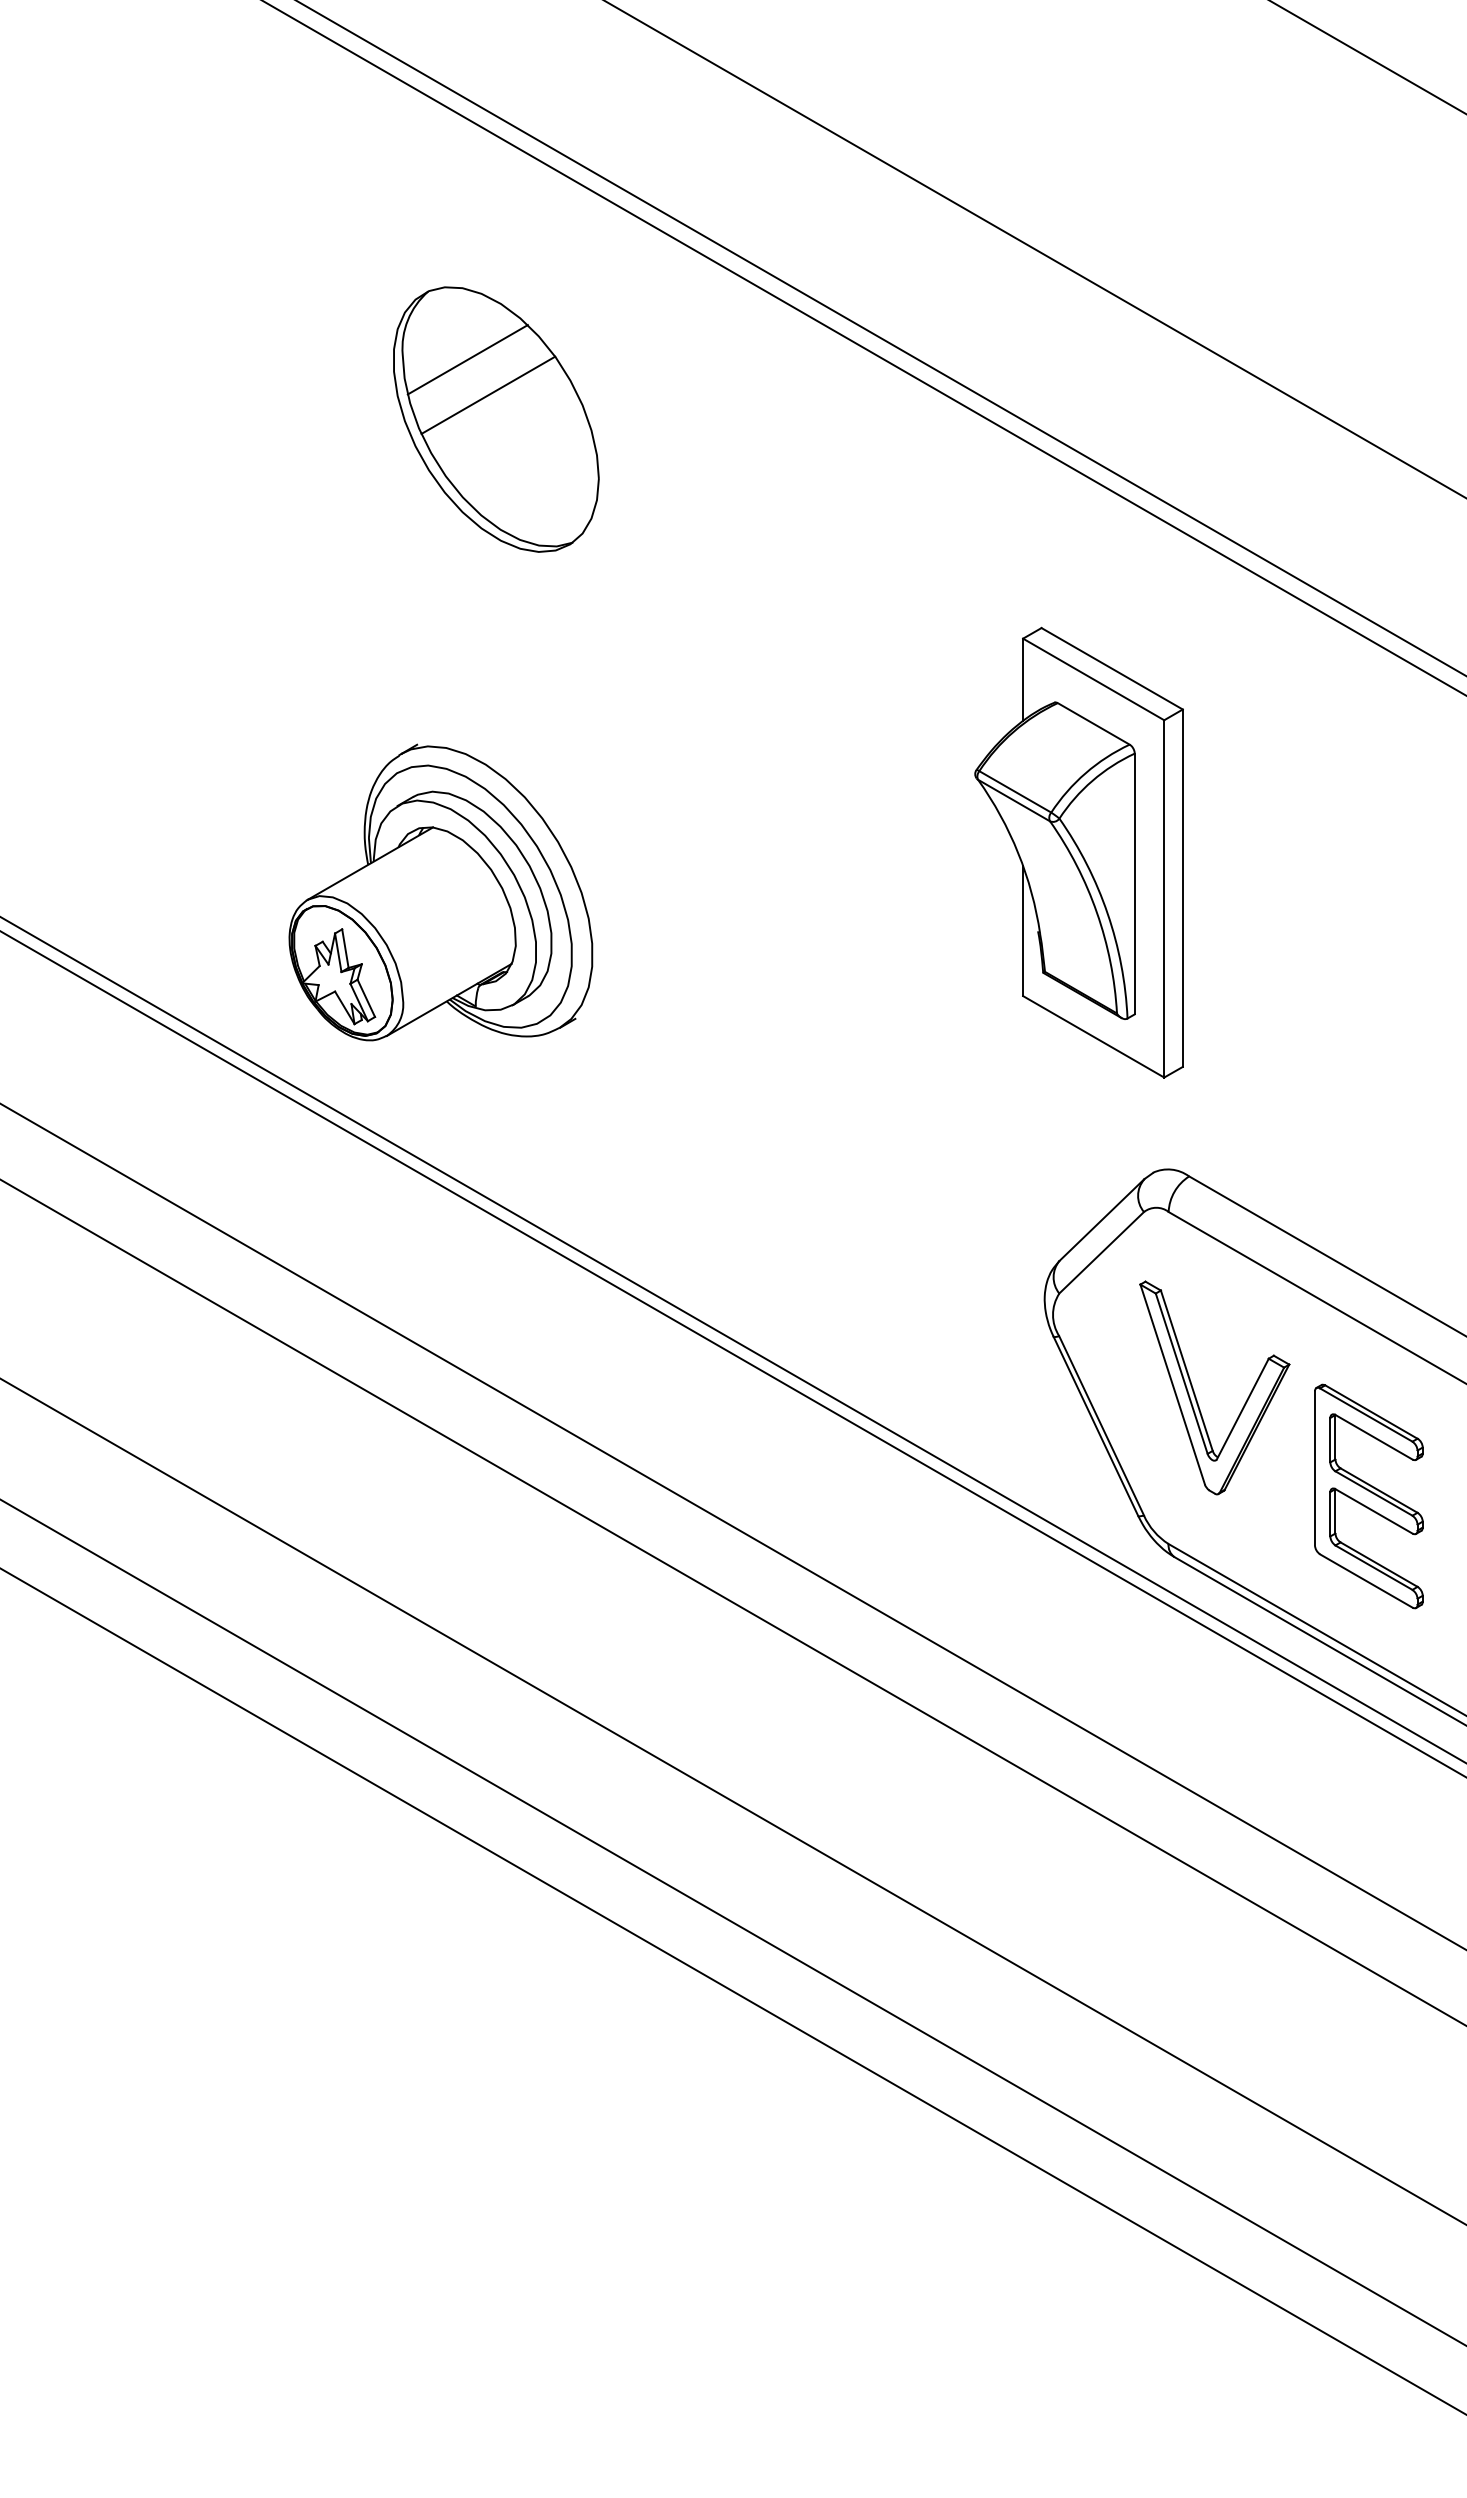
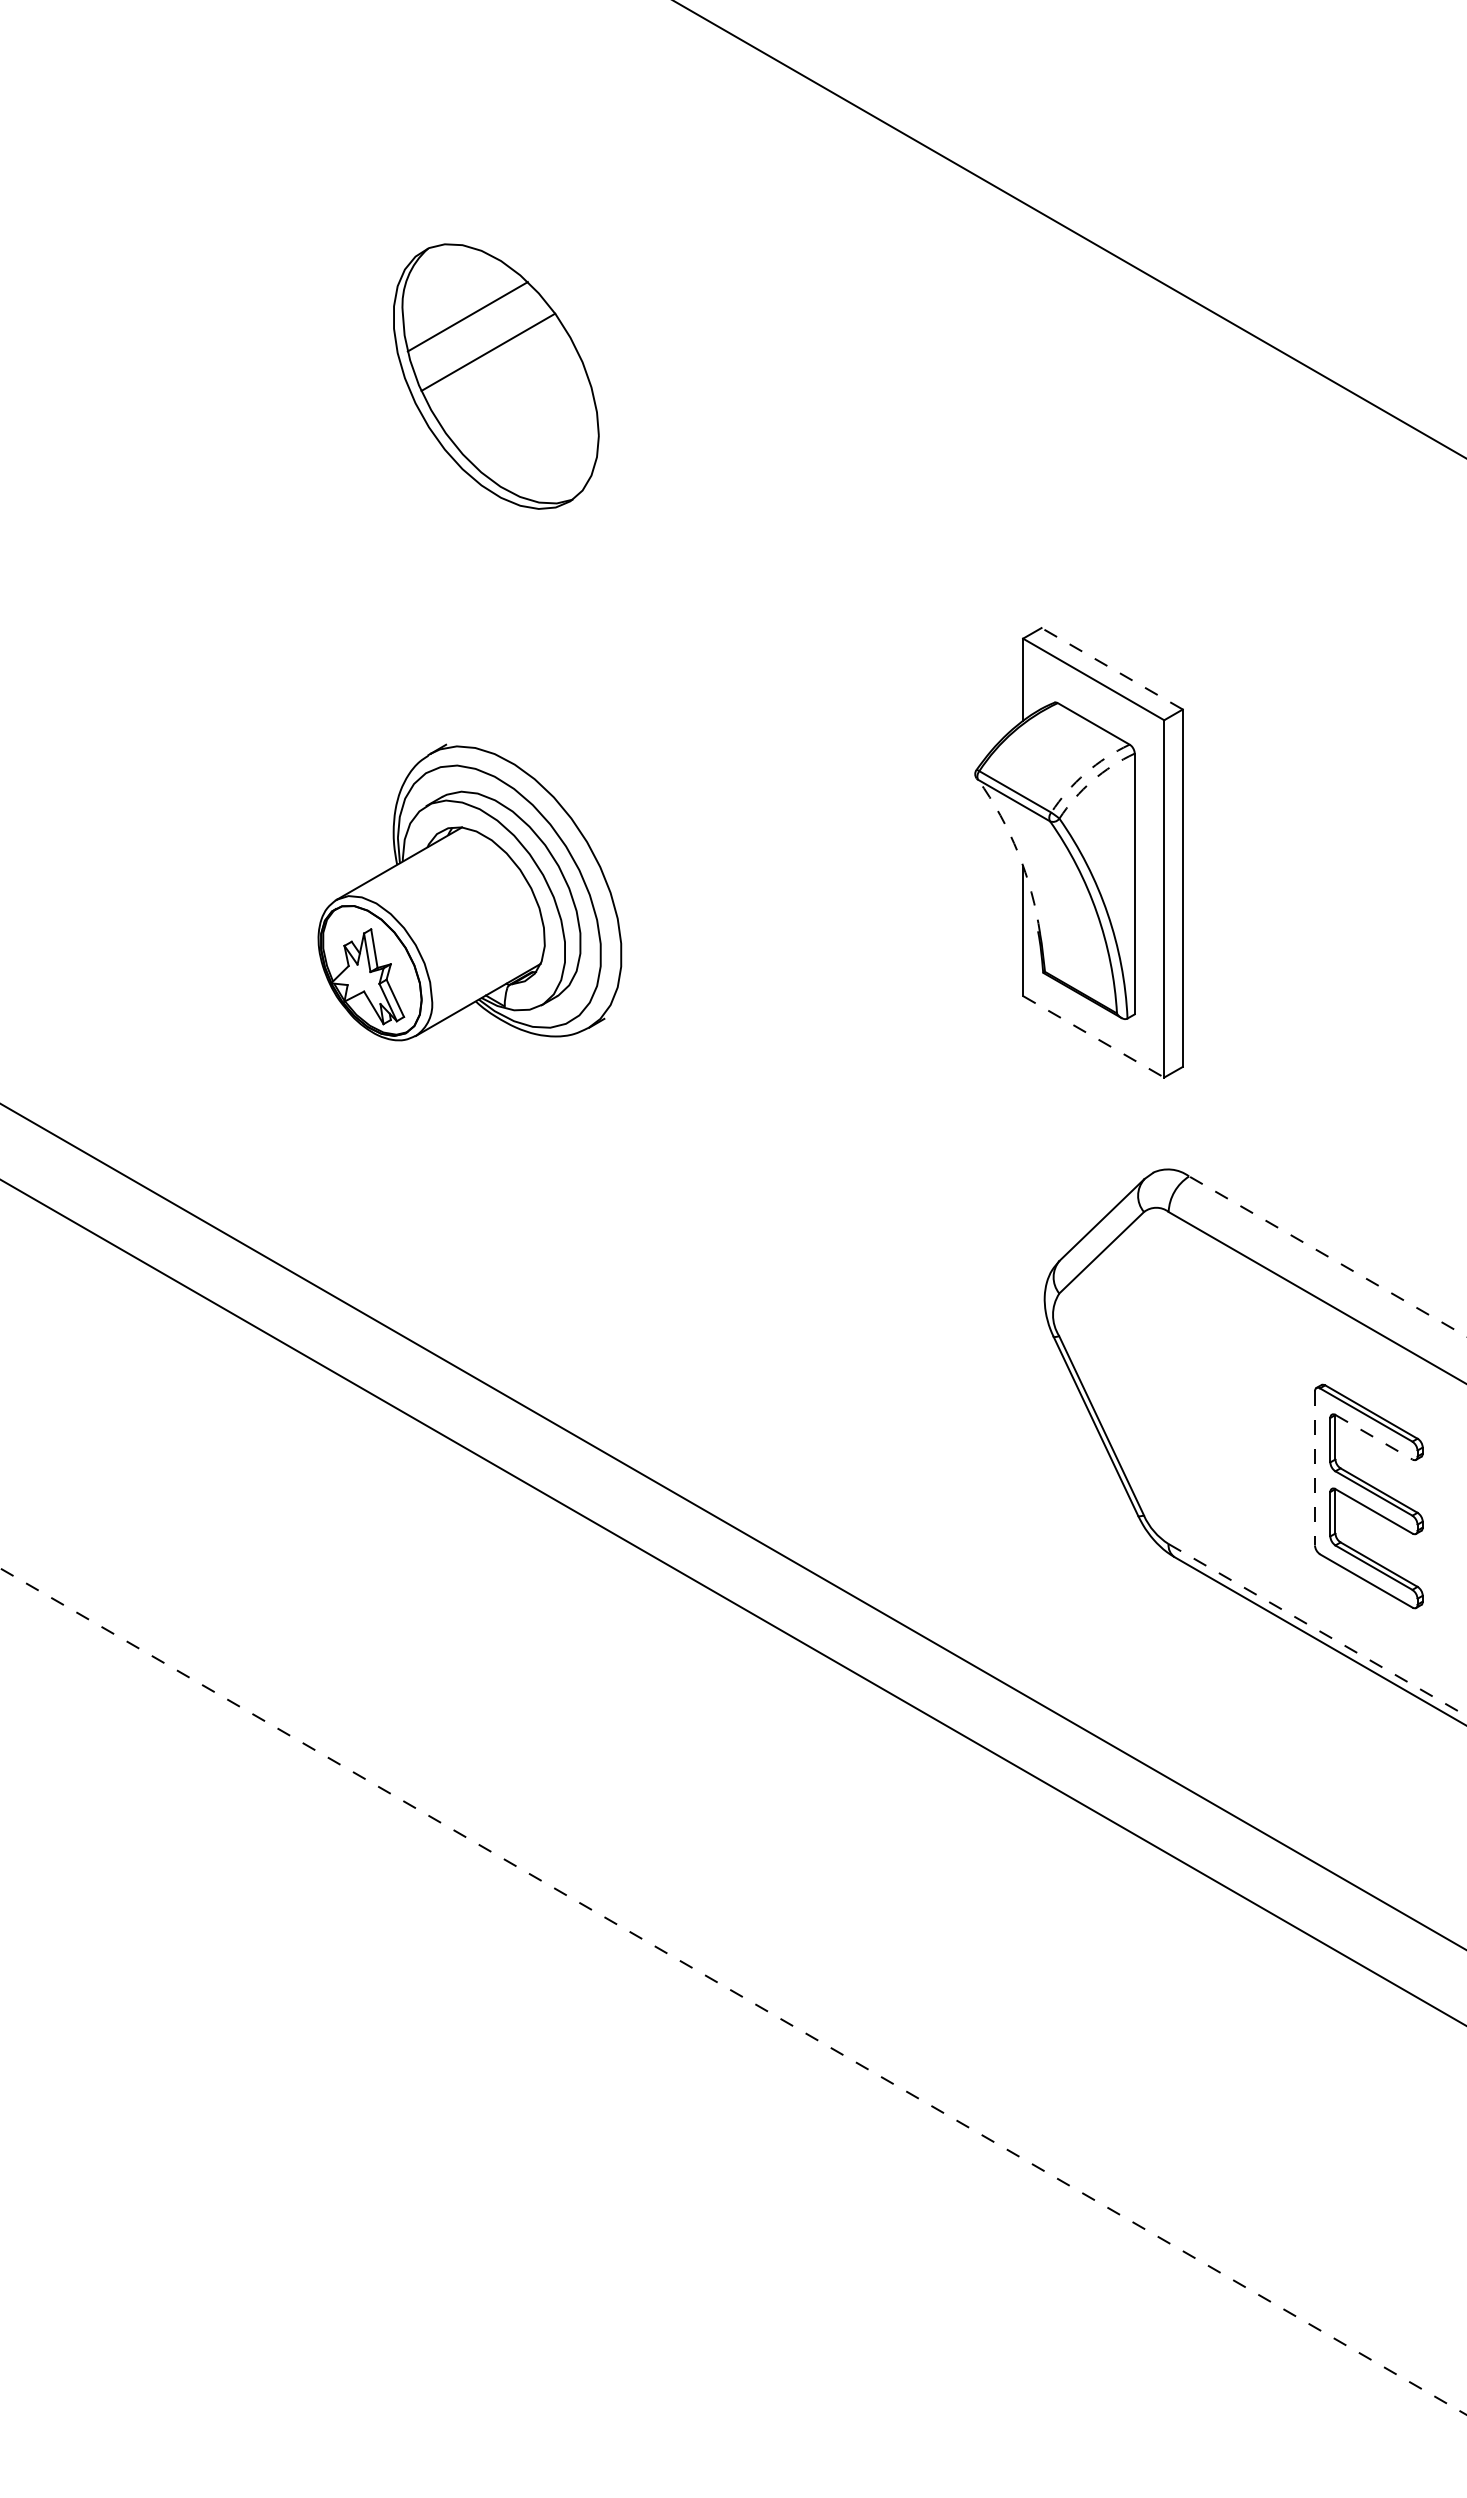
line: present -> none (1367, 57)
line position: (1035, 249) -> (1069, 229) (1069, 229)
line: present -> none (880, 338)
line: present -> none (864, 348)
part position: (496, 419) -> (496, 376) (496, 376)
line: solid -> dashed (1112, 668)
arc: solid -> dashed (1085, 773)
arc: solid -> dashed (1092, 780)
arc: solid -> dashed (1018, 853)
part position: (440, 892) -> (469, 892) (469, 892)
line: solid -> dashed (1094, 1037)
line: solid -> dashed (1327, 1256)
line: present -> none (732, 1339)
line: present -> none (732, 1353)
part: present -> none (1195, 1393)
line: solid -> dashed (1373, 1437)
line: solid -> dashed (1314, 1468)
line: solid -> dashed (1317, 1629)
line: present -> none (732, 1801)
line: present -> none (732, 1922)
line: solid -> dashed (733, 1991)
